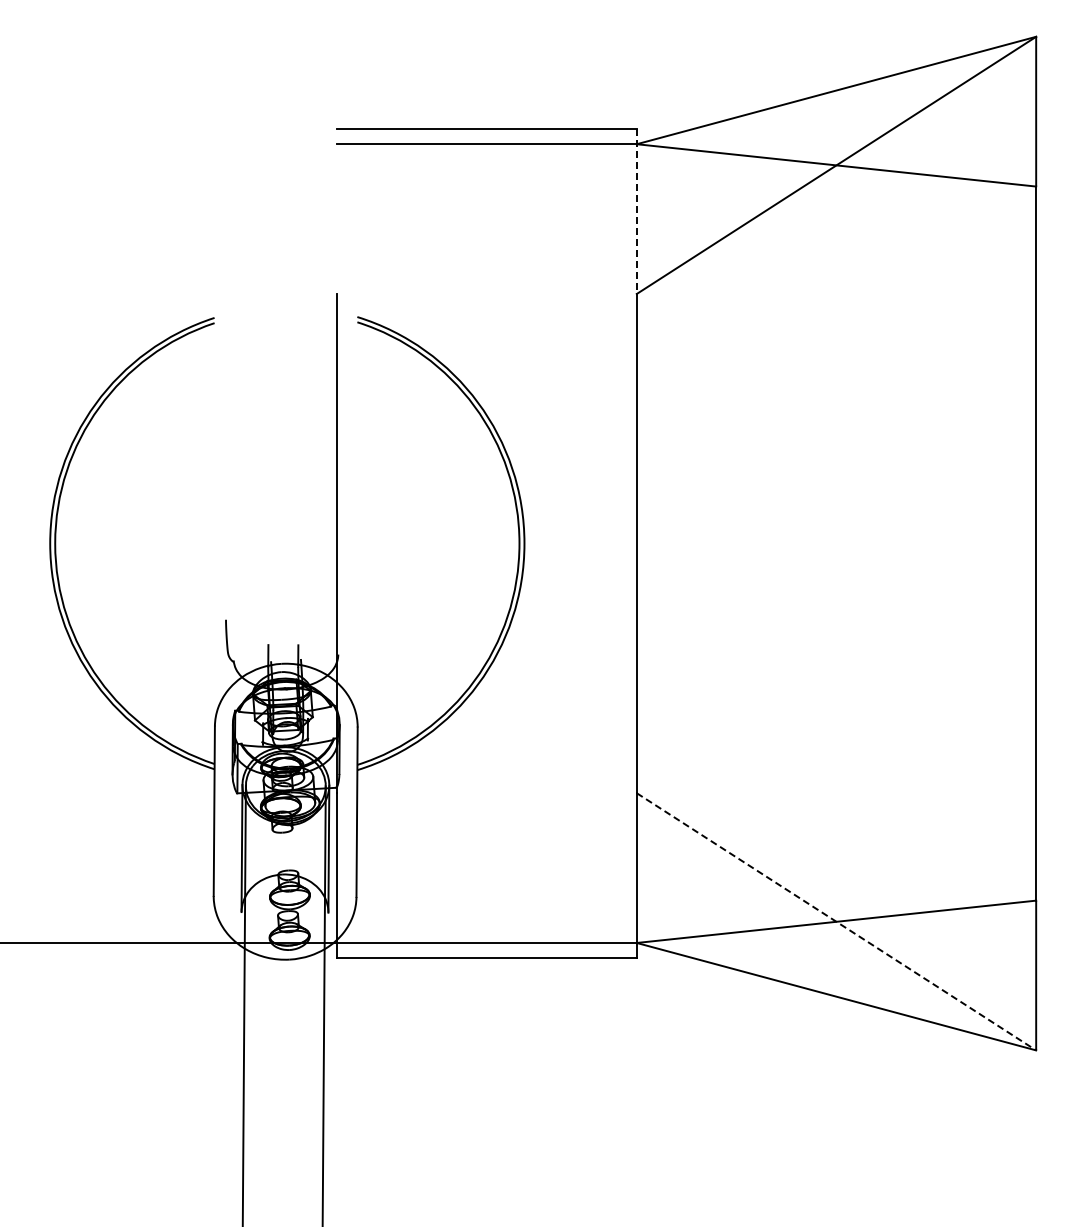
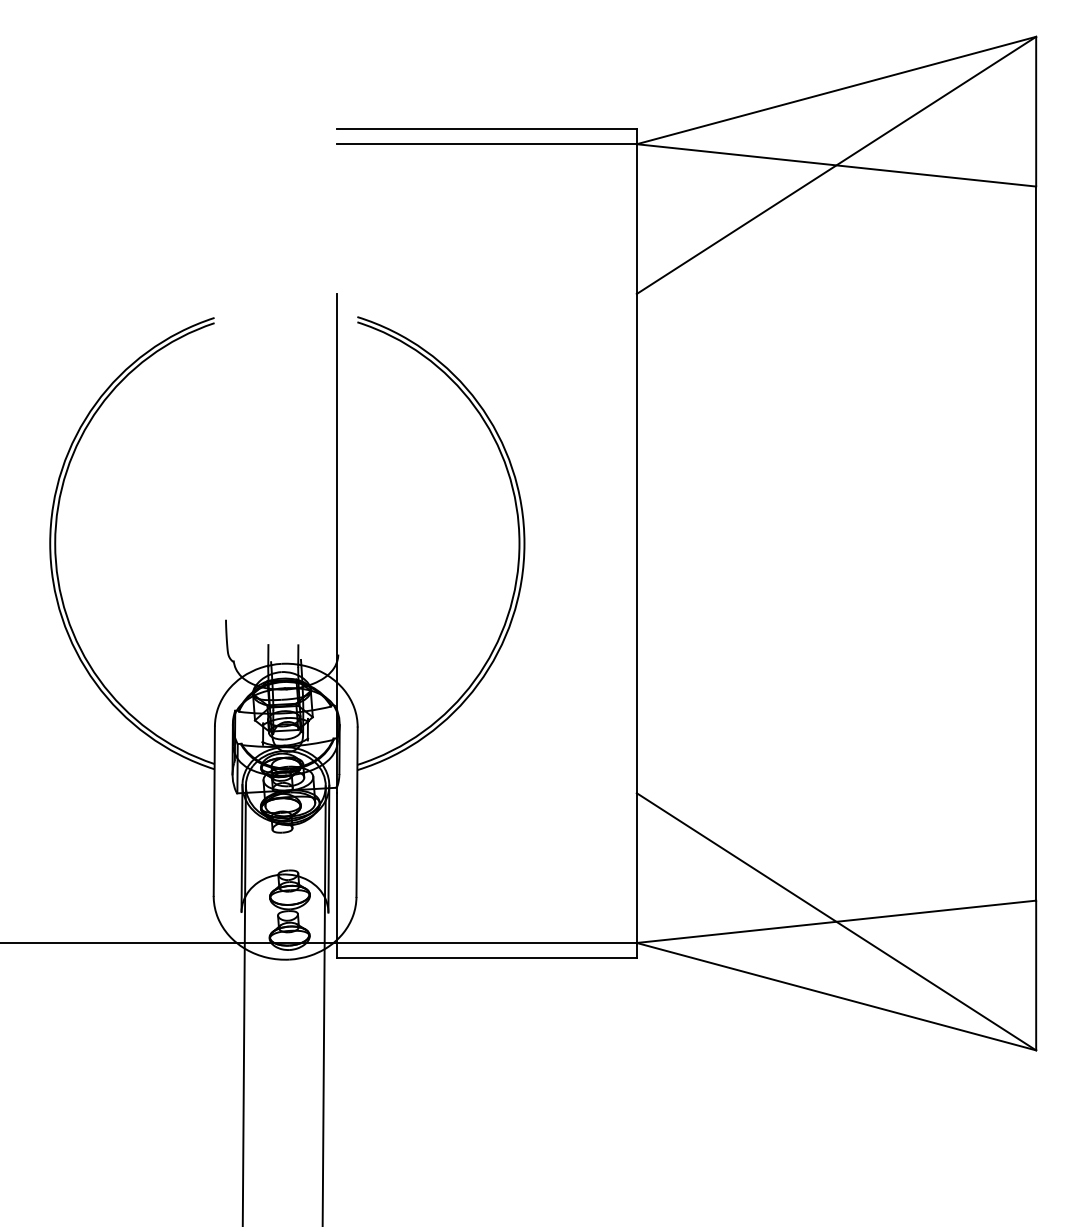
line: dashed -> solid (636, 212)
line: dashed -> solid (836, 921)
